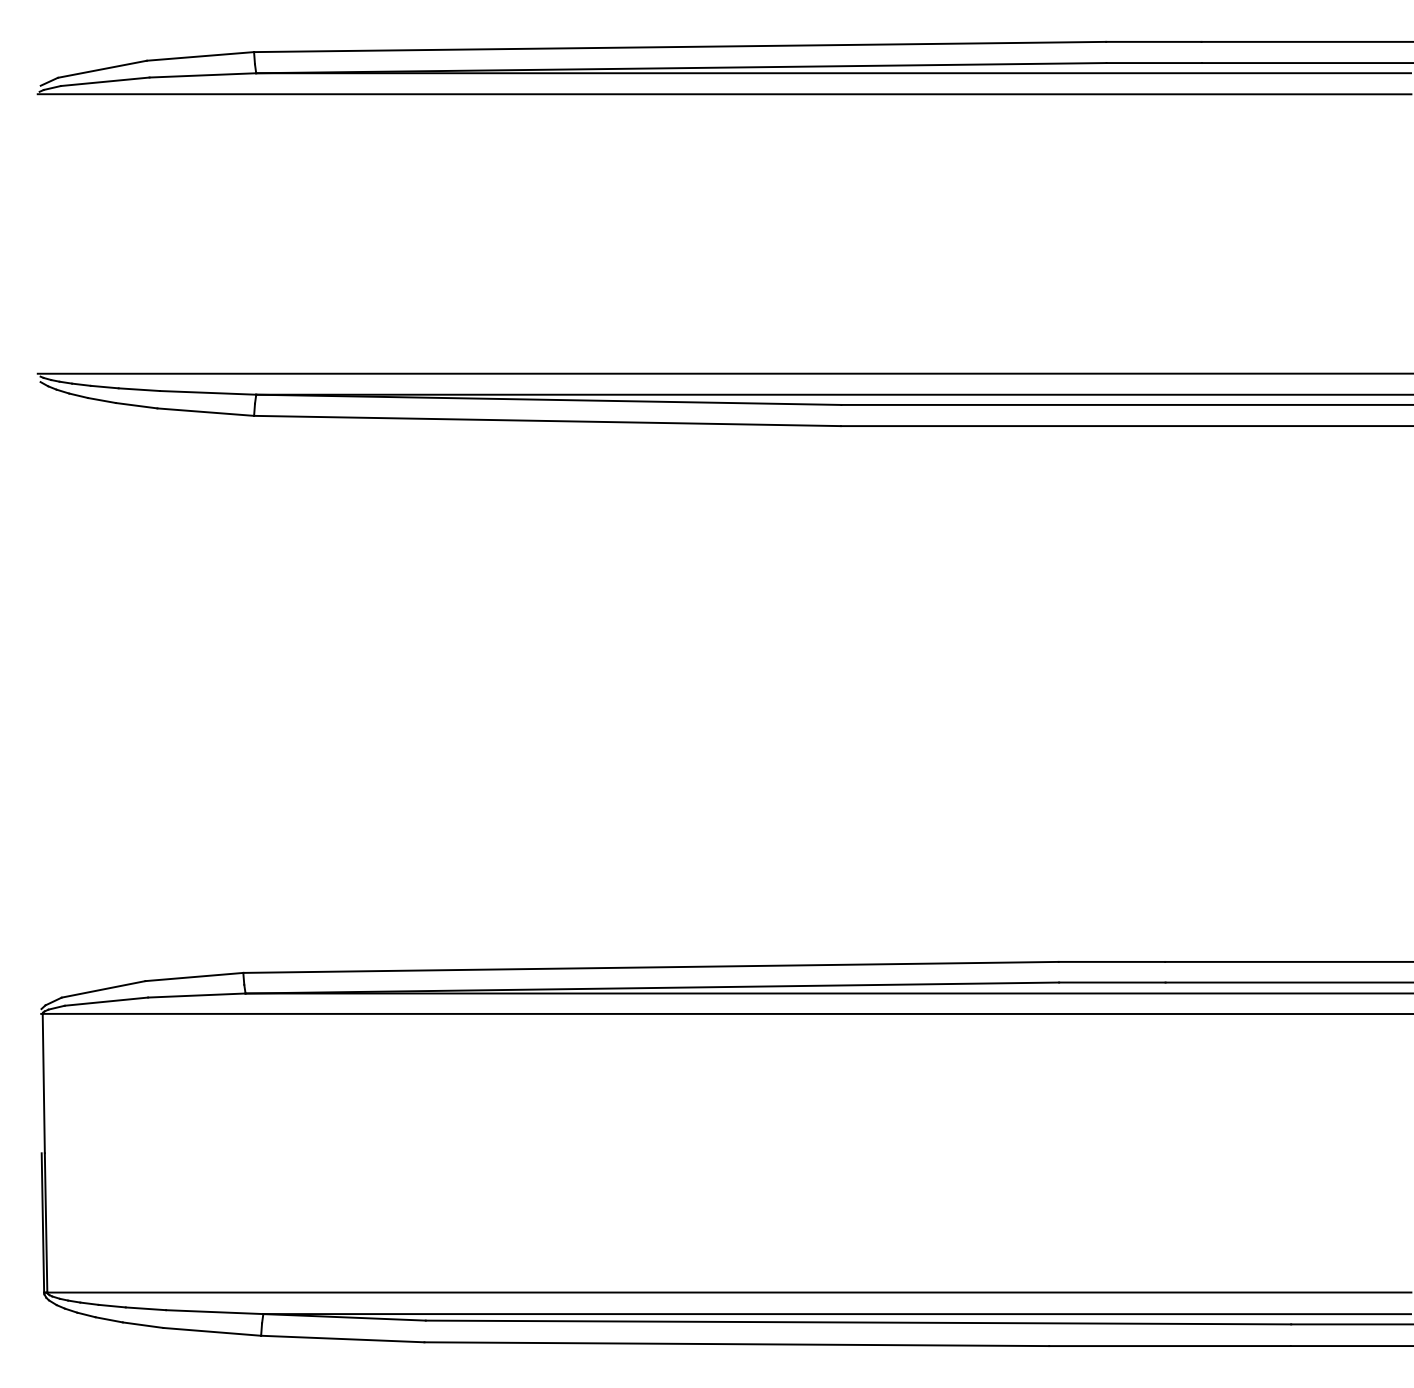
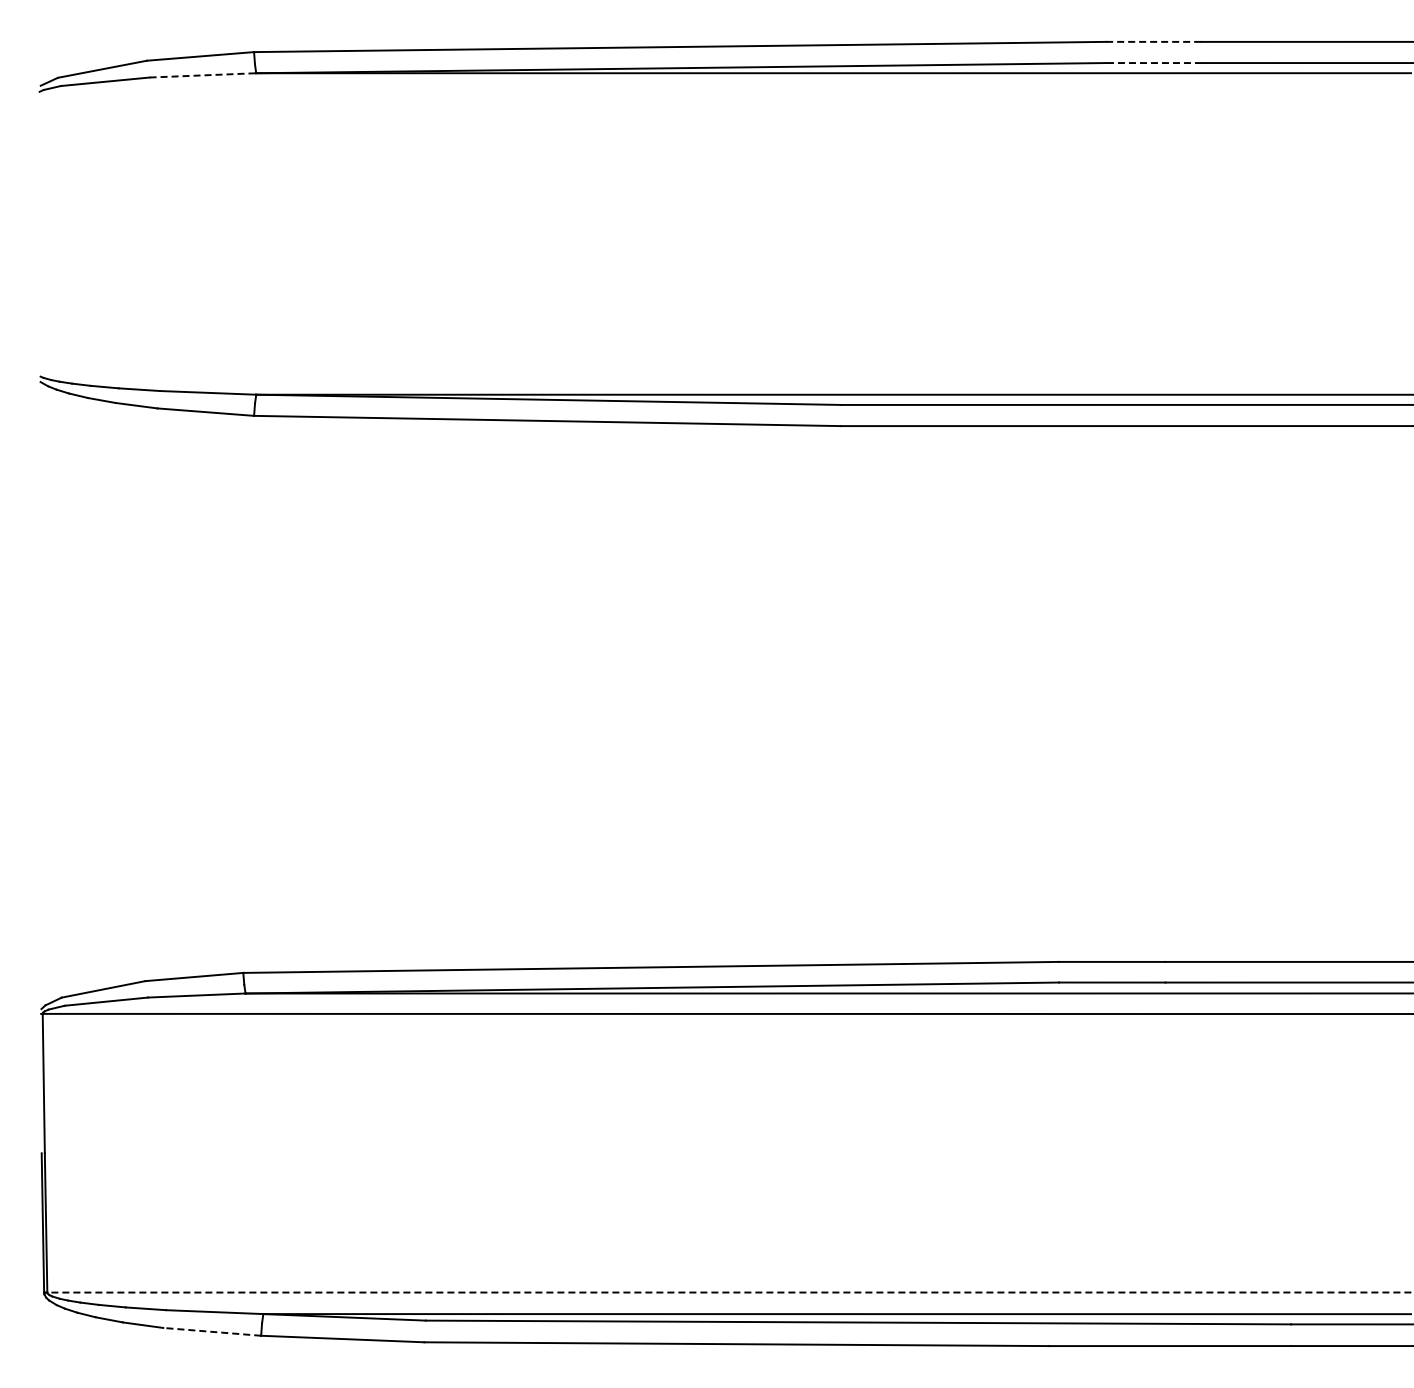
line: solid -> dashed (1153, 41)
line: solid -> dashed (1154, 63)
line: solid -> dashed (203, 75)
line: present -> none (723, 94)
line: present -> none (723, 373)
line: solid -> dashed (728, 1292)
line: solid -> dashed (211, 1331)
